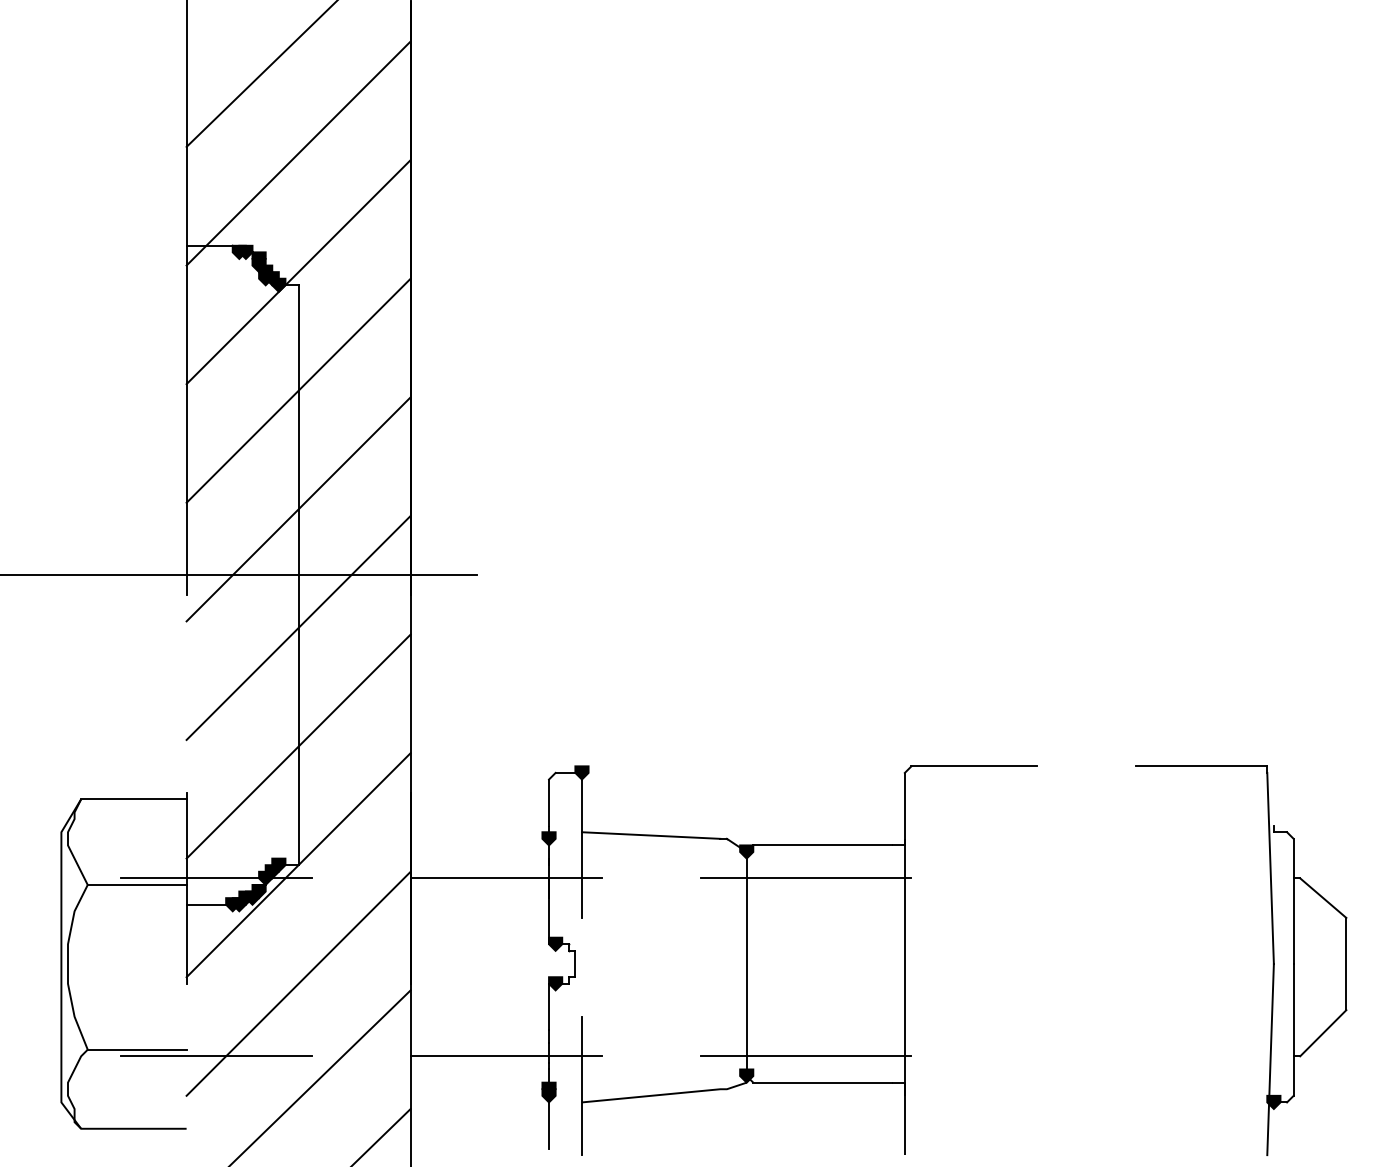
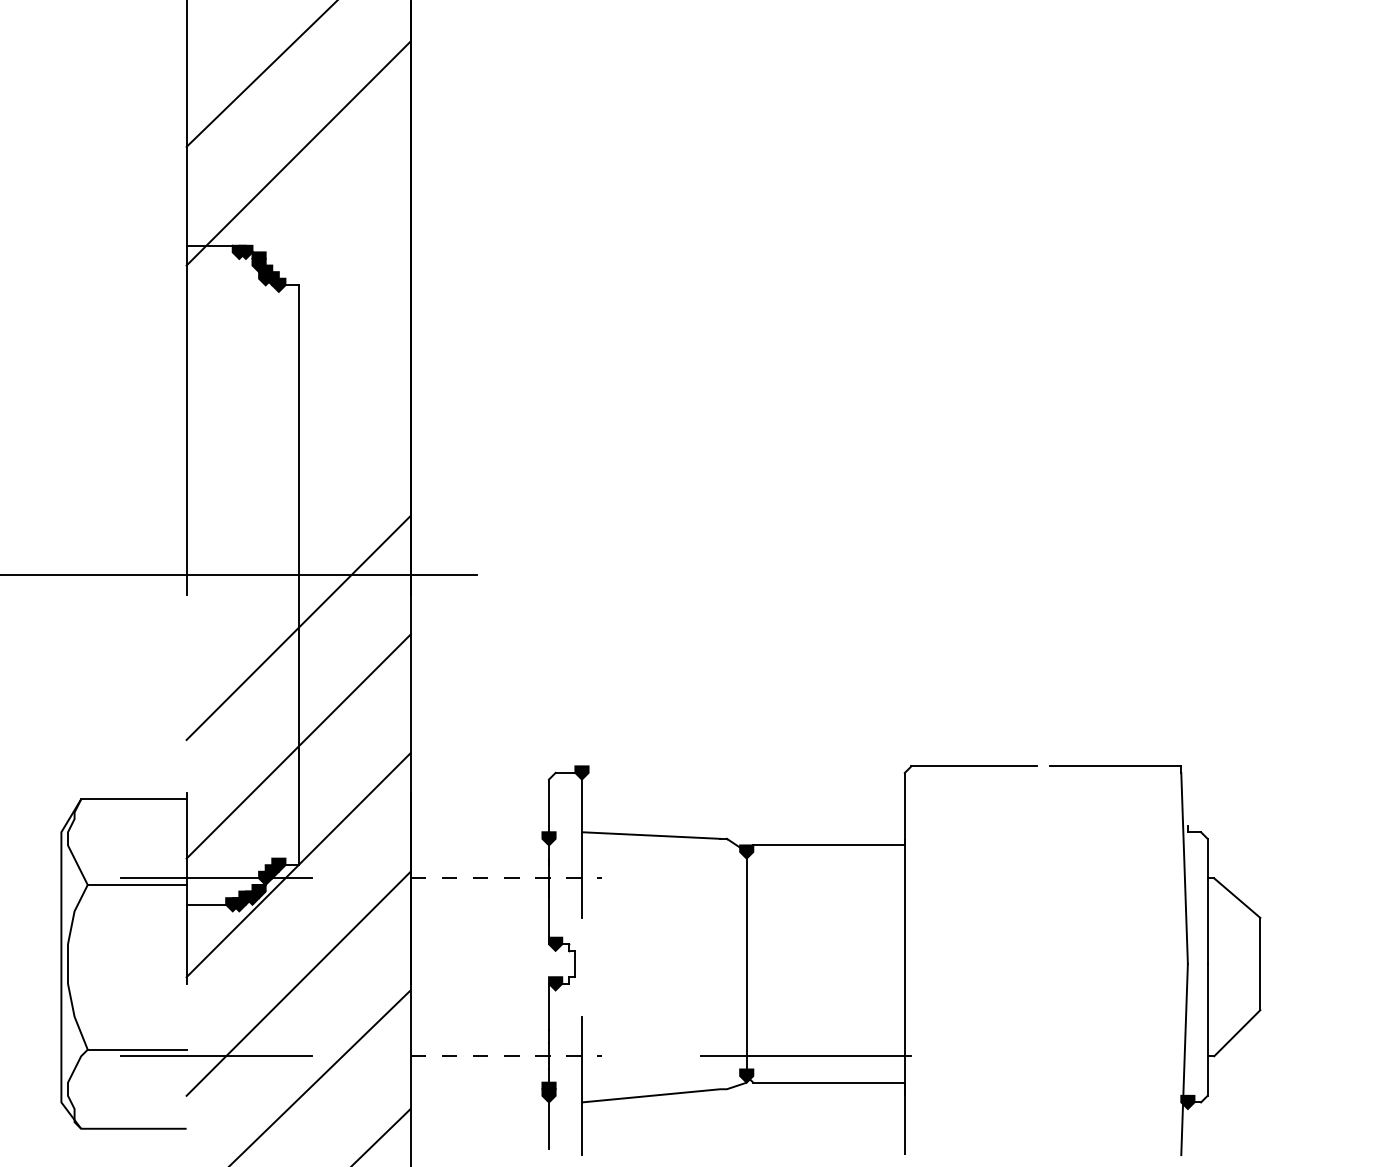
line: present -> none (298, 272)
line: present -> none (298, 390)
line: present -> none (298, 509)
line: solid -> dashed (506, 878)
line: present -> none (805, 878)
part position: (1272, 960) -> (1186, 960) (1186, 960)
line: solid -> dashed (506, 1056)
